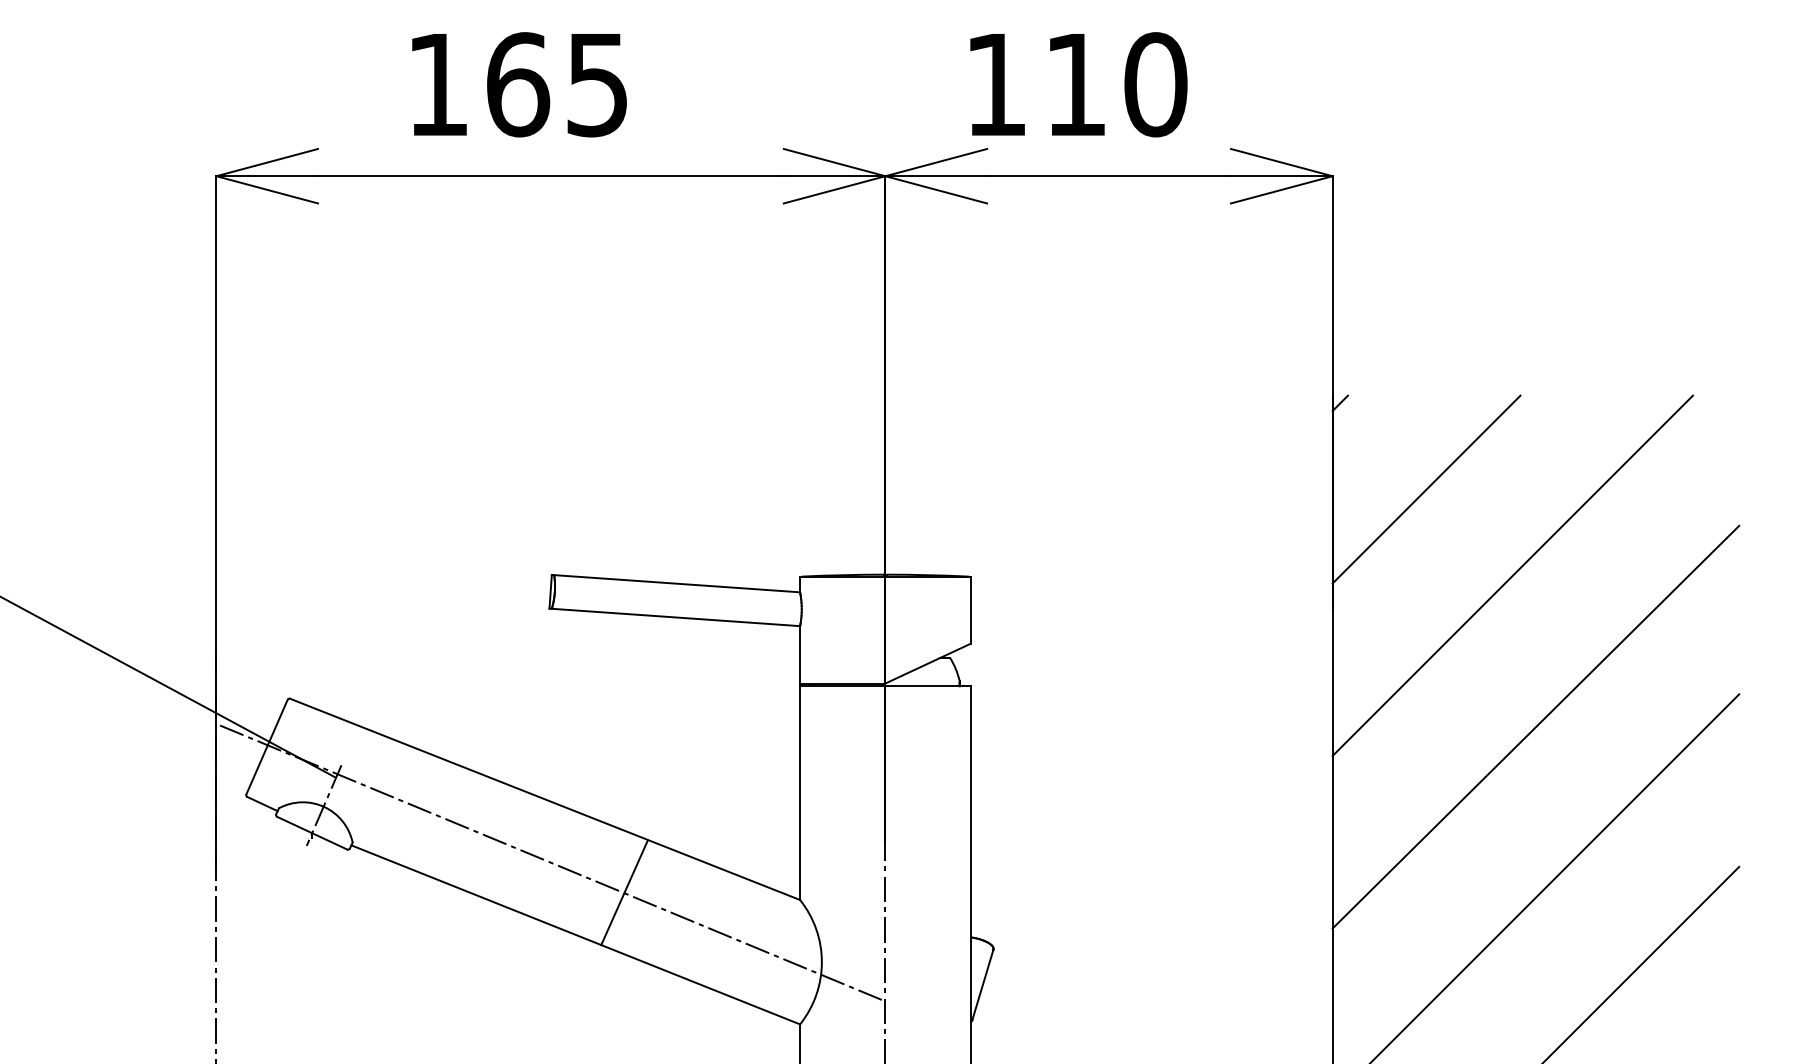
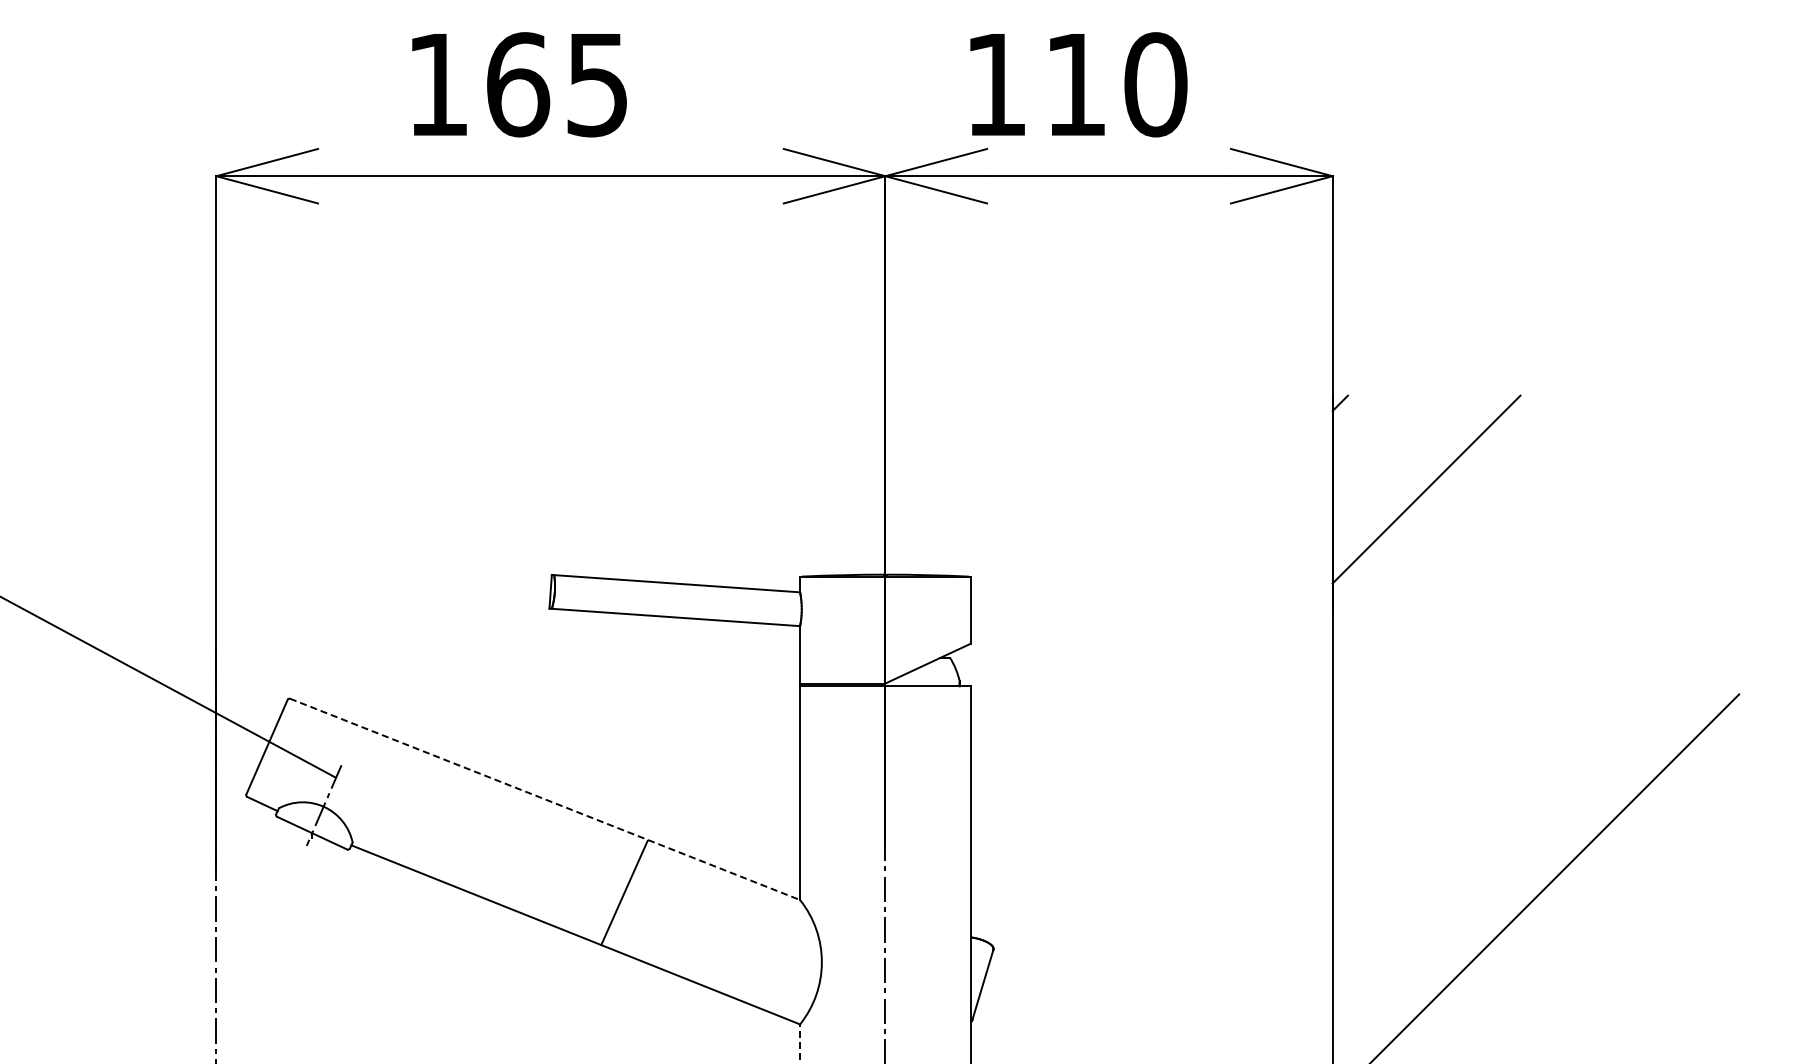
line: present -> none (1512, 575)
line: present -> none (1535, 726)
line: solid -> dashed (545, 799)
line: present -> none (552, 863)
line: present -> none (1642, 963)
line: solid -> dashed (800, 1043)
